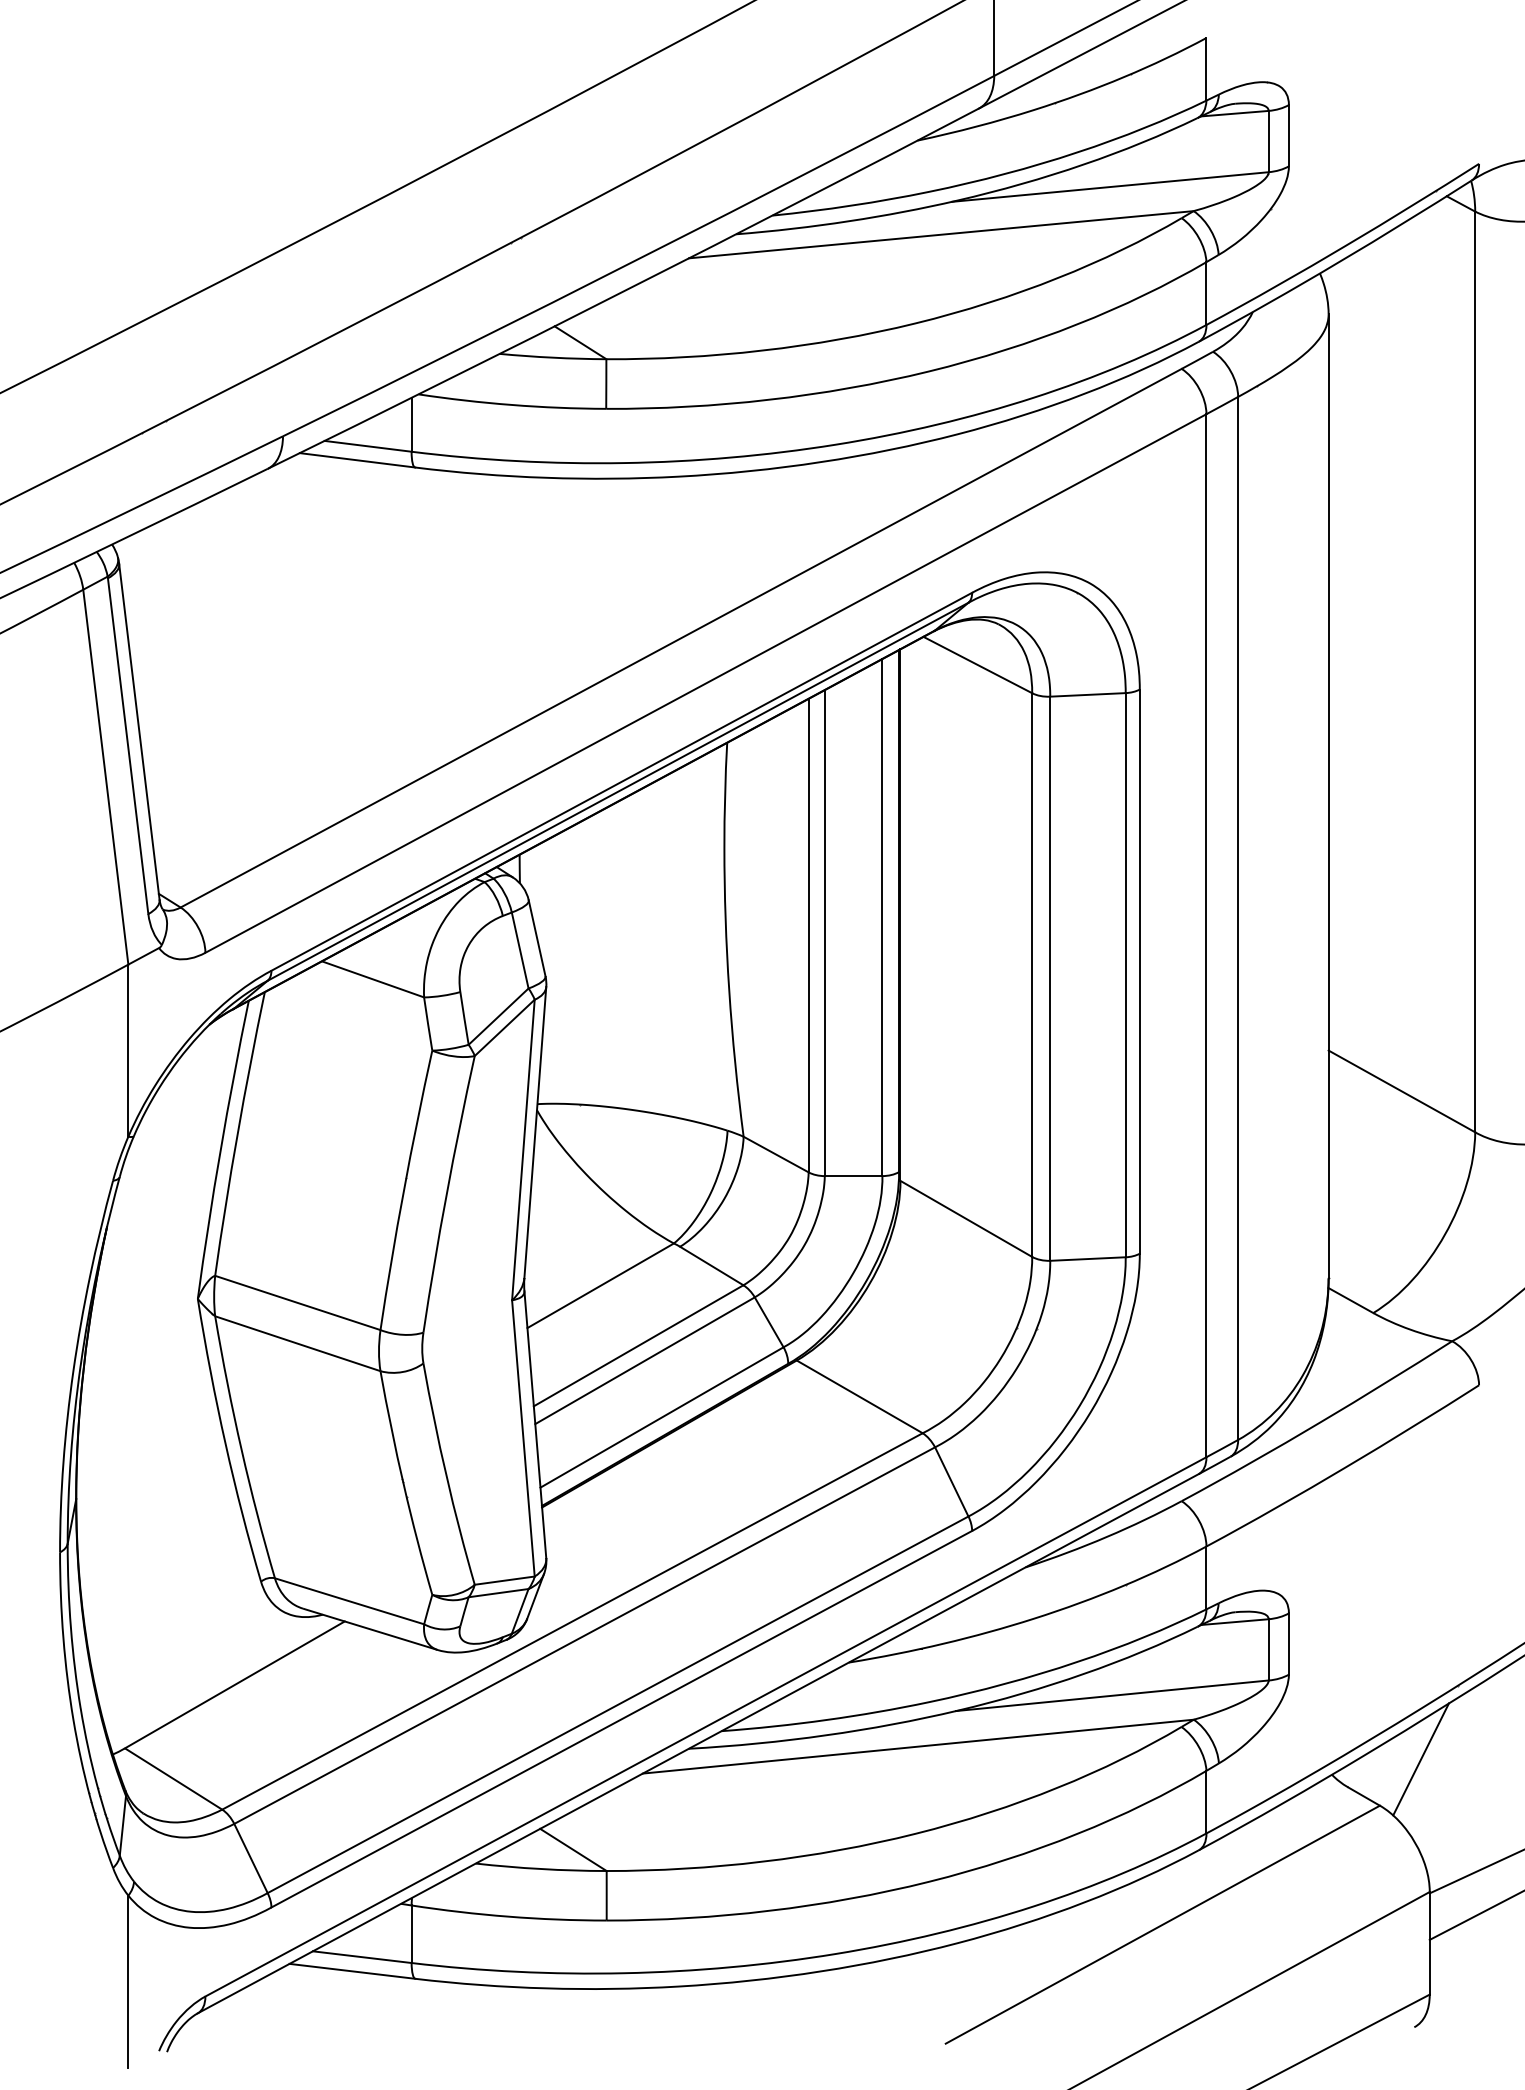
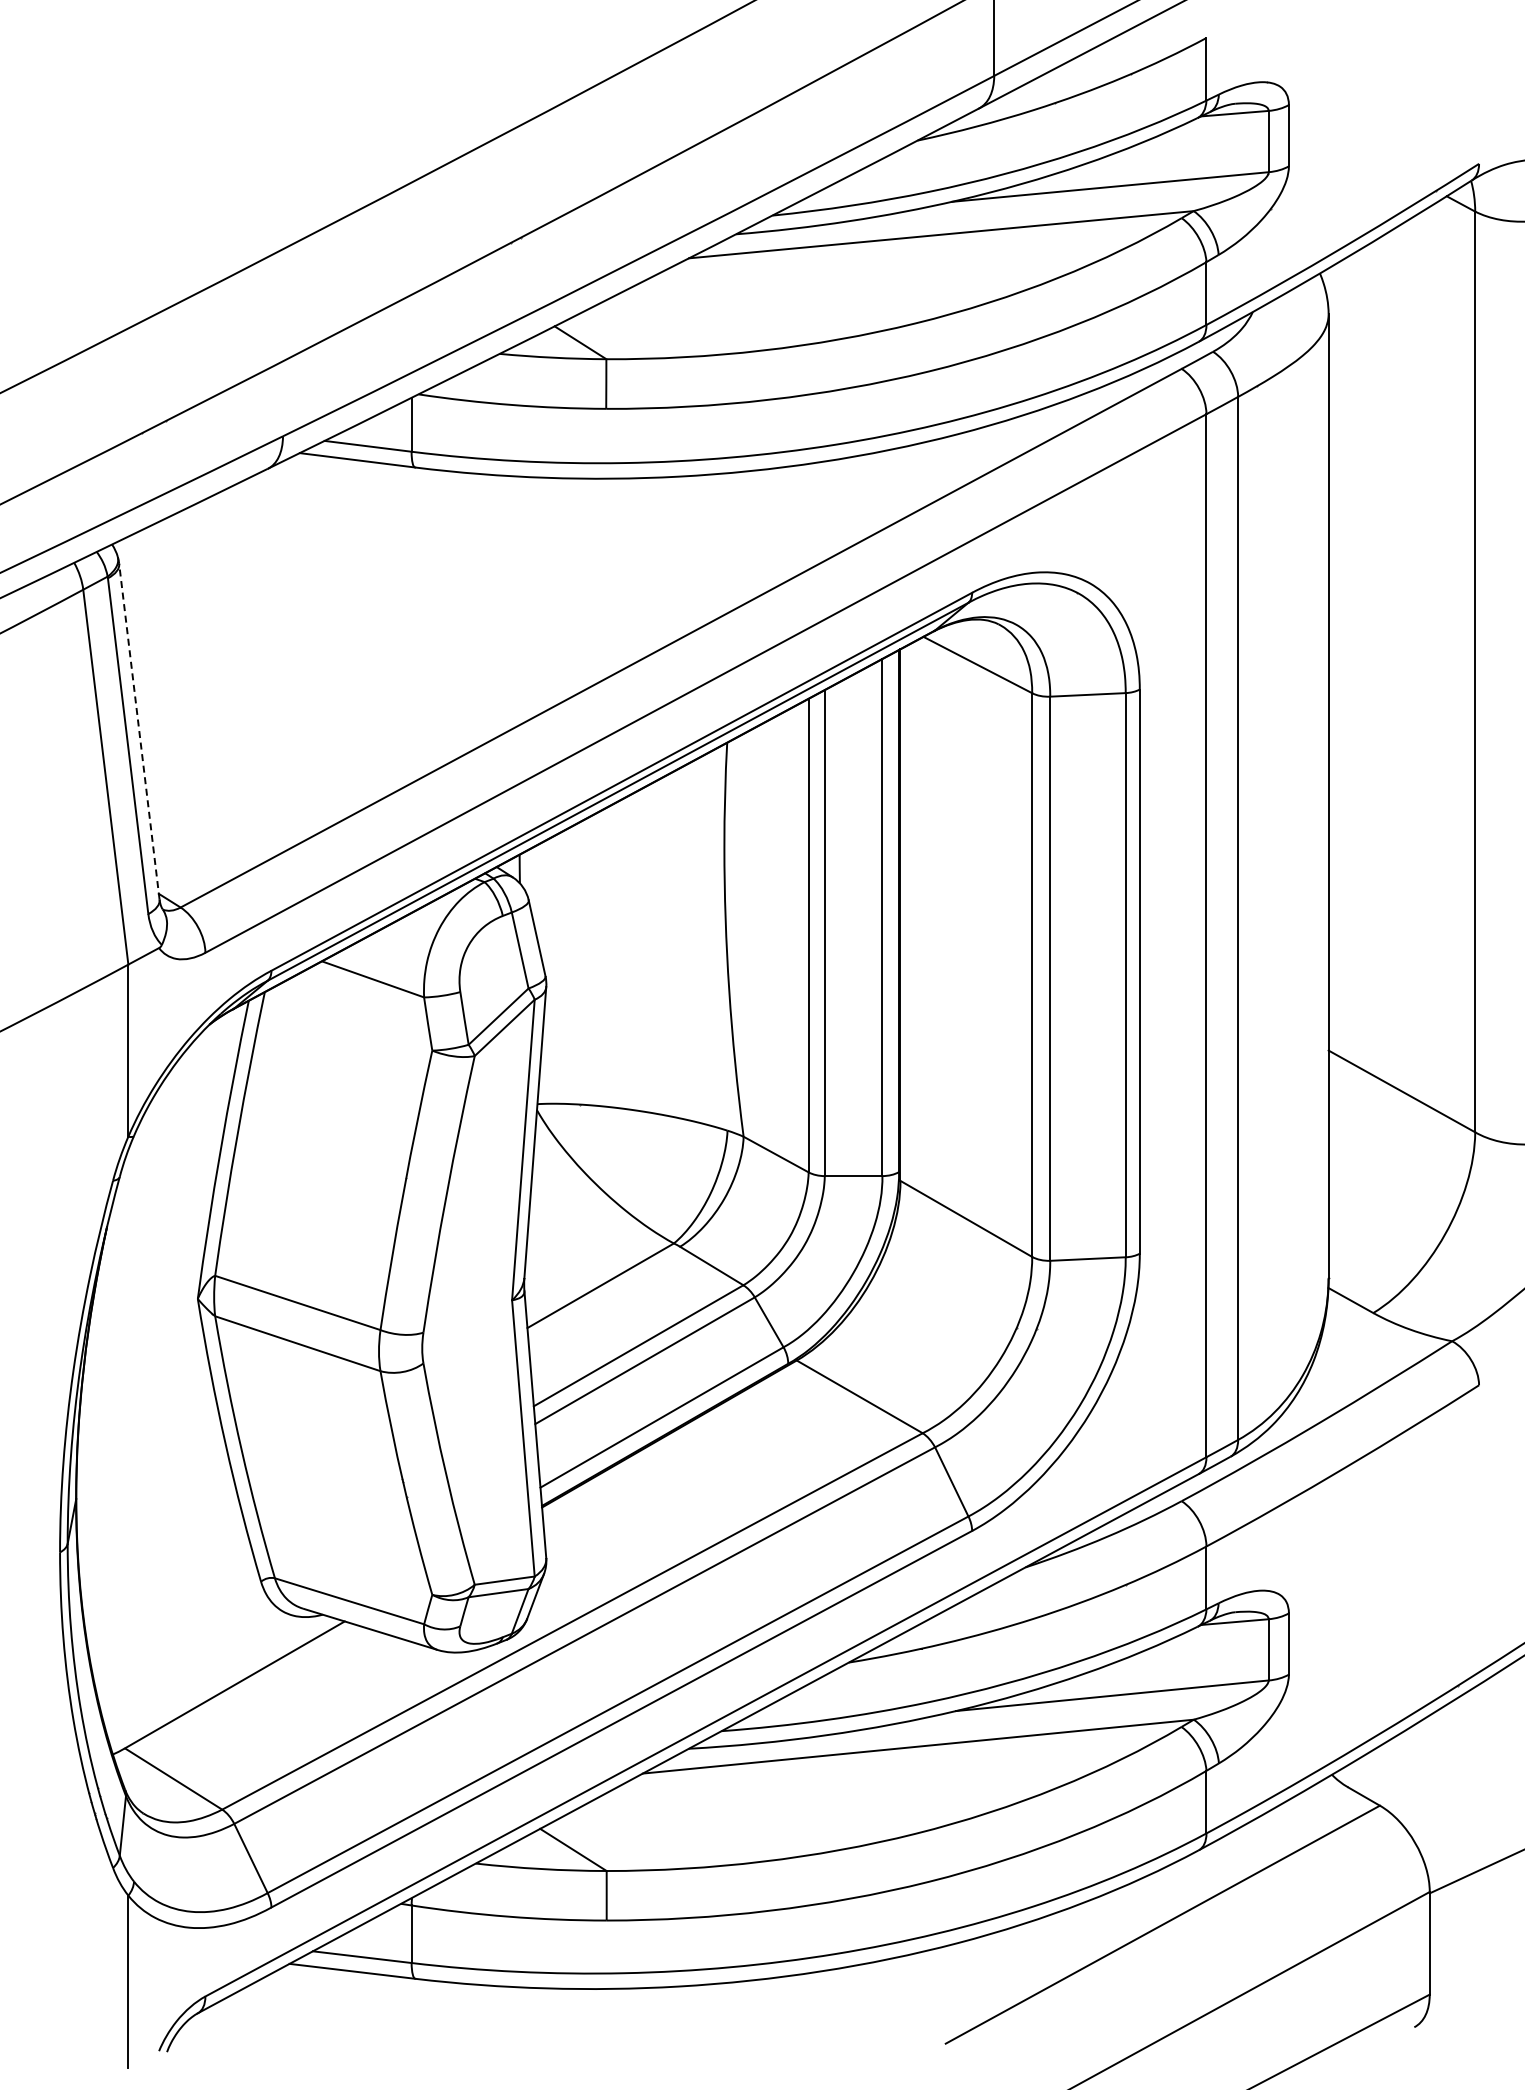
line: solid -> dashed (139, 731)
line: present -> none (1420, 1759)
line: present -> none (1475, 1915)
